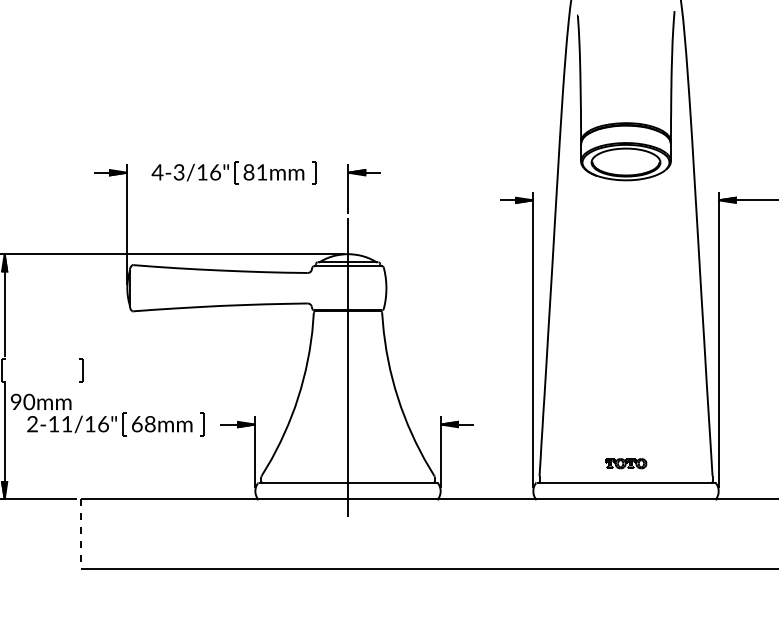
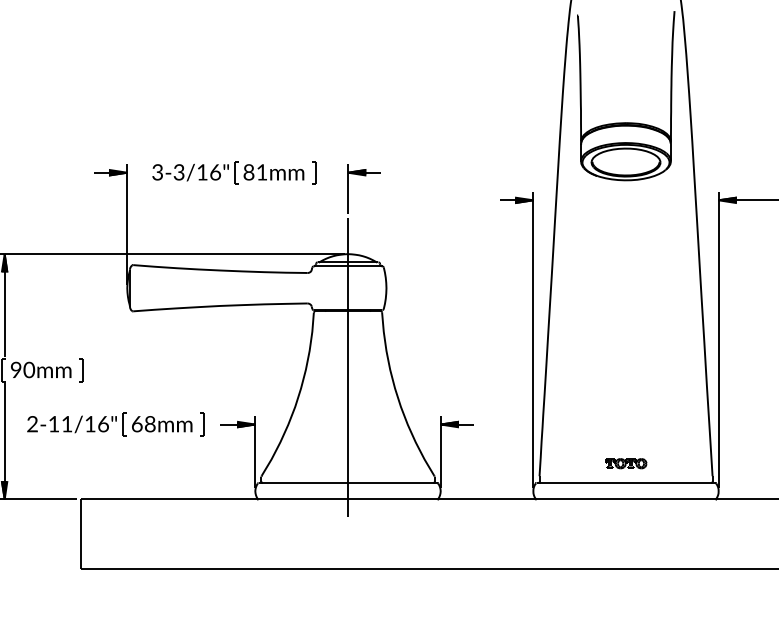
text: 4-3/16" -> 3-3/16" (157, 172)
text position: (41, 401) -> (41, 369) (41, 369)
line: dashed -> solid (80, 534)
